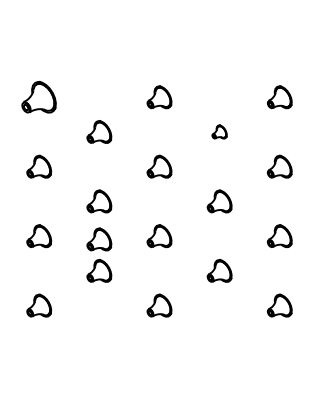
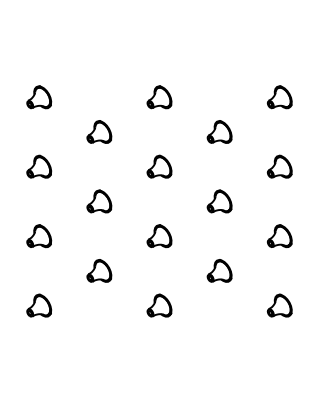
part size: 36x33 px -> 27x25 px (39, 97)
part size: 17x16 px -> 27x24 px (219, 131)
part: present -> none (99, 239)
